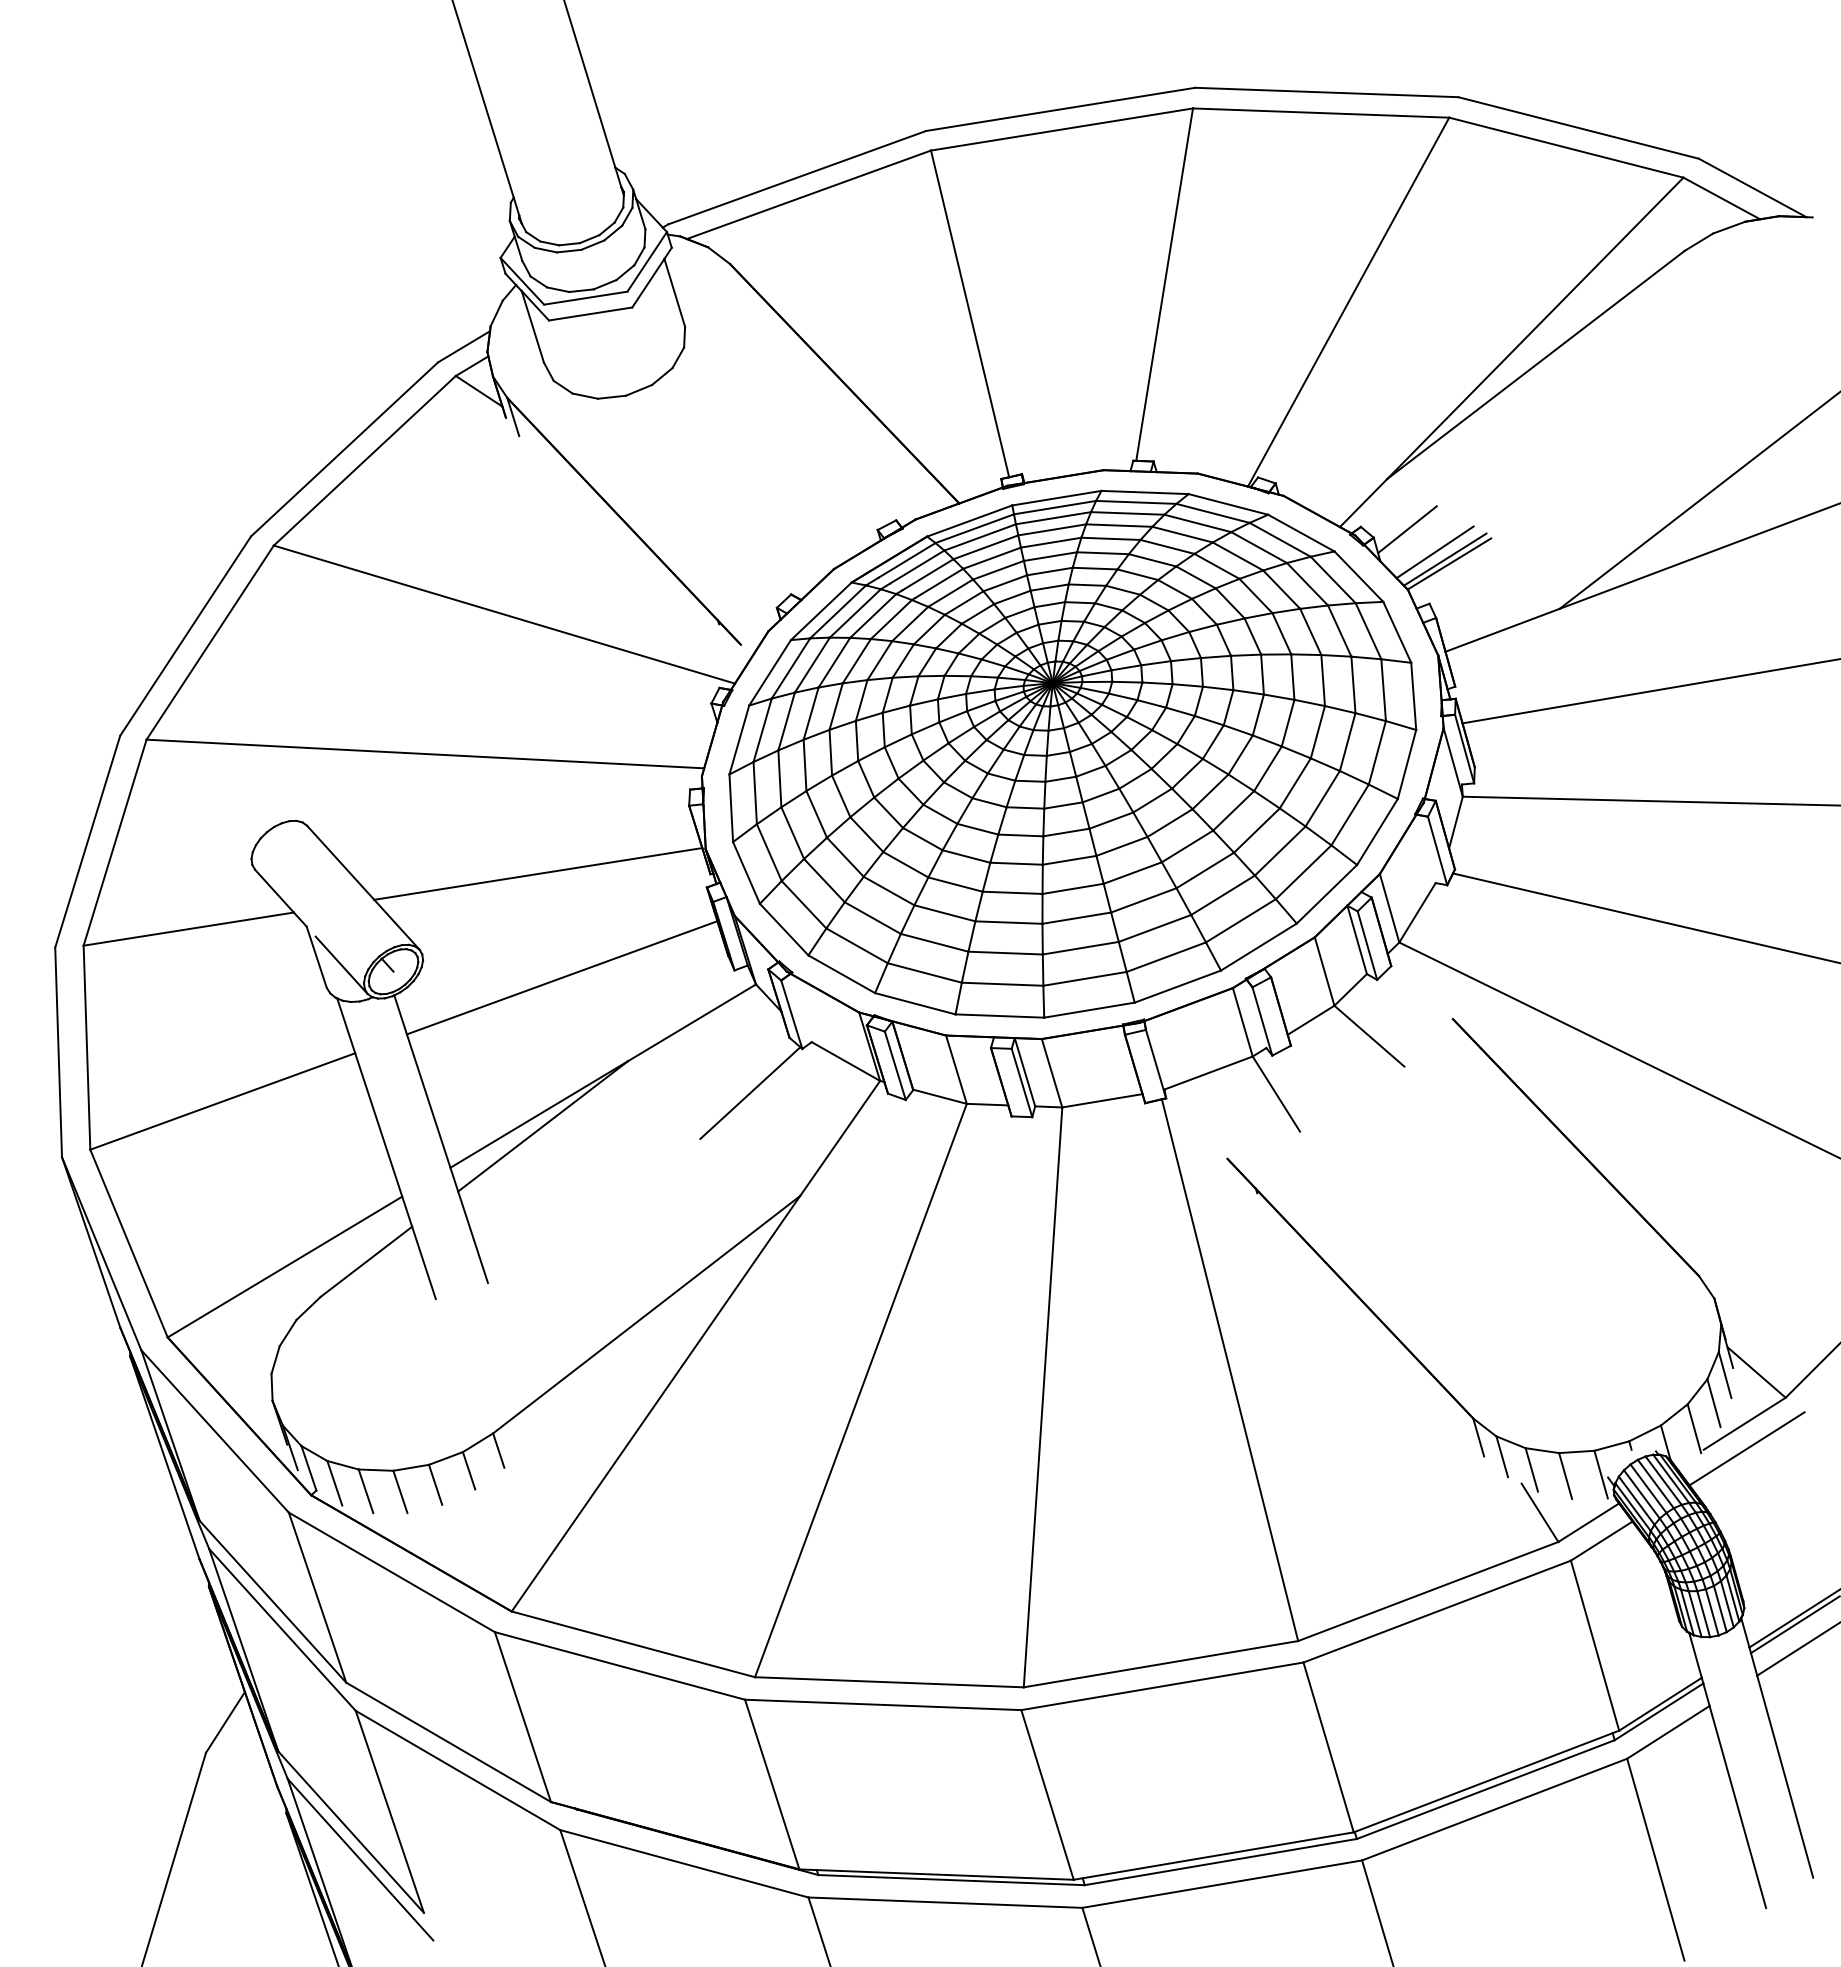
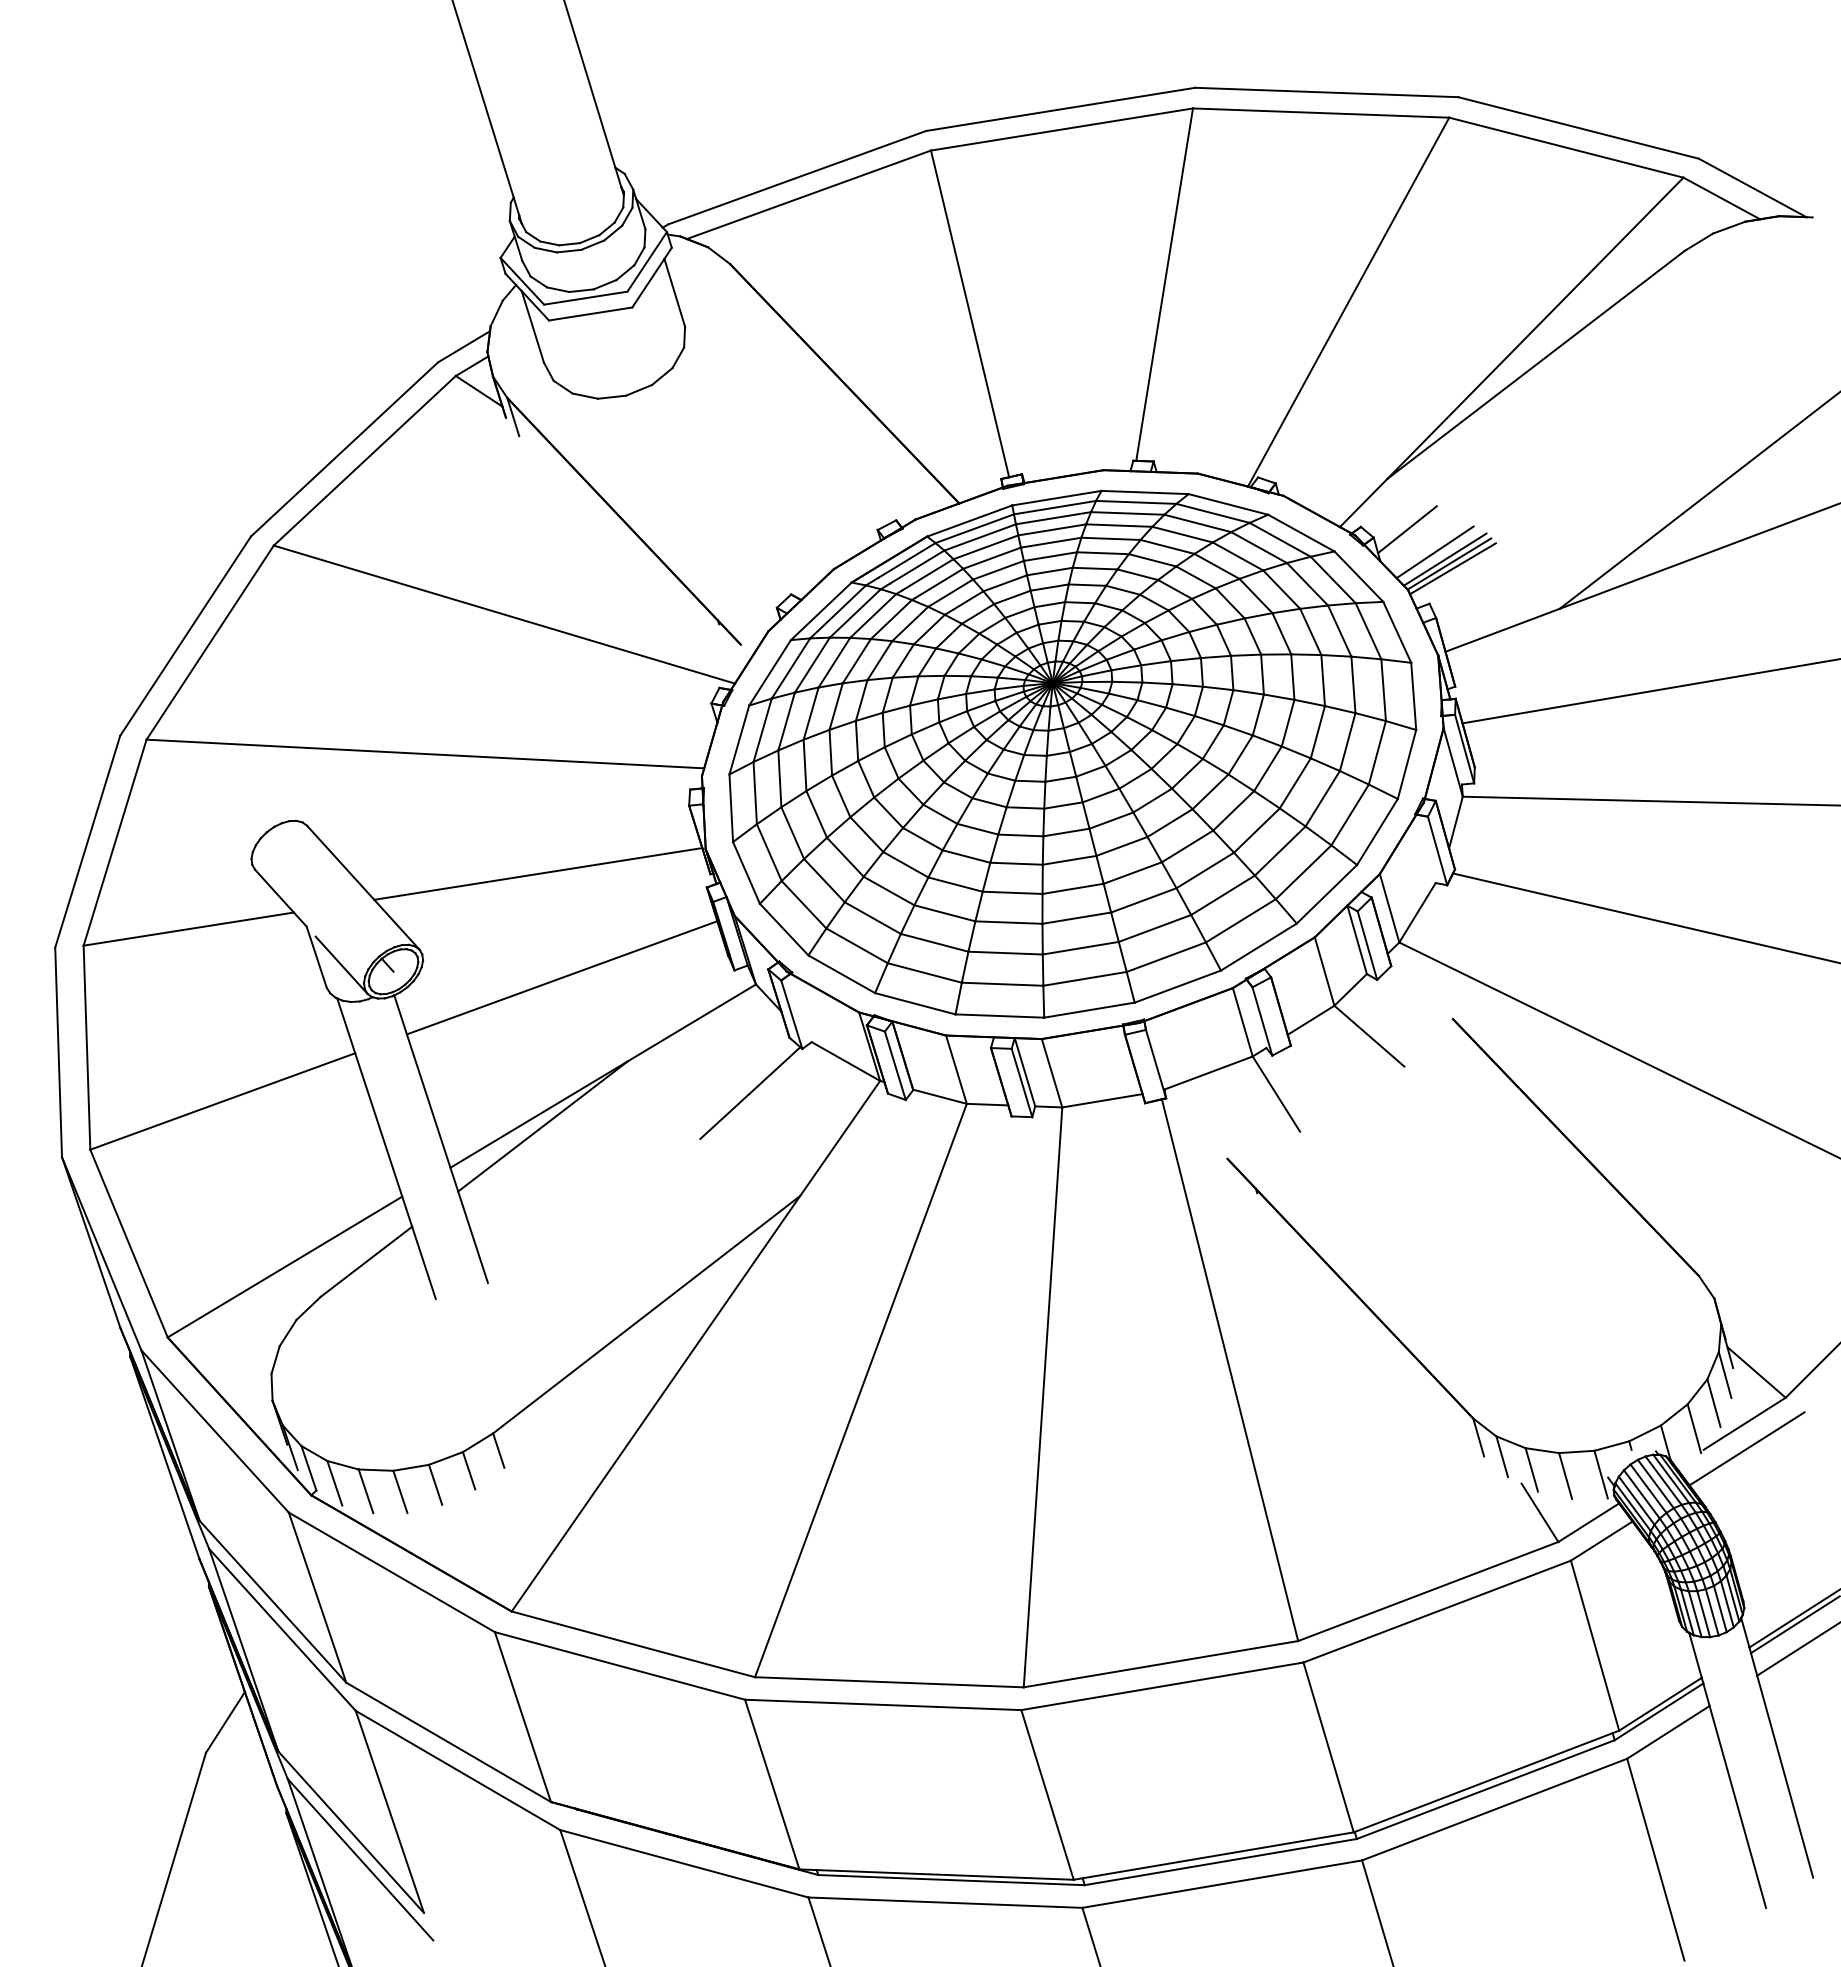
line: none -> present (1452, 568)
